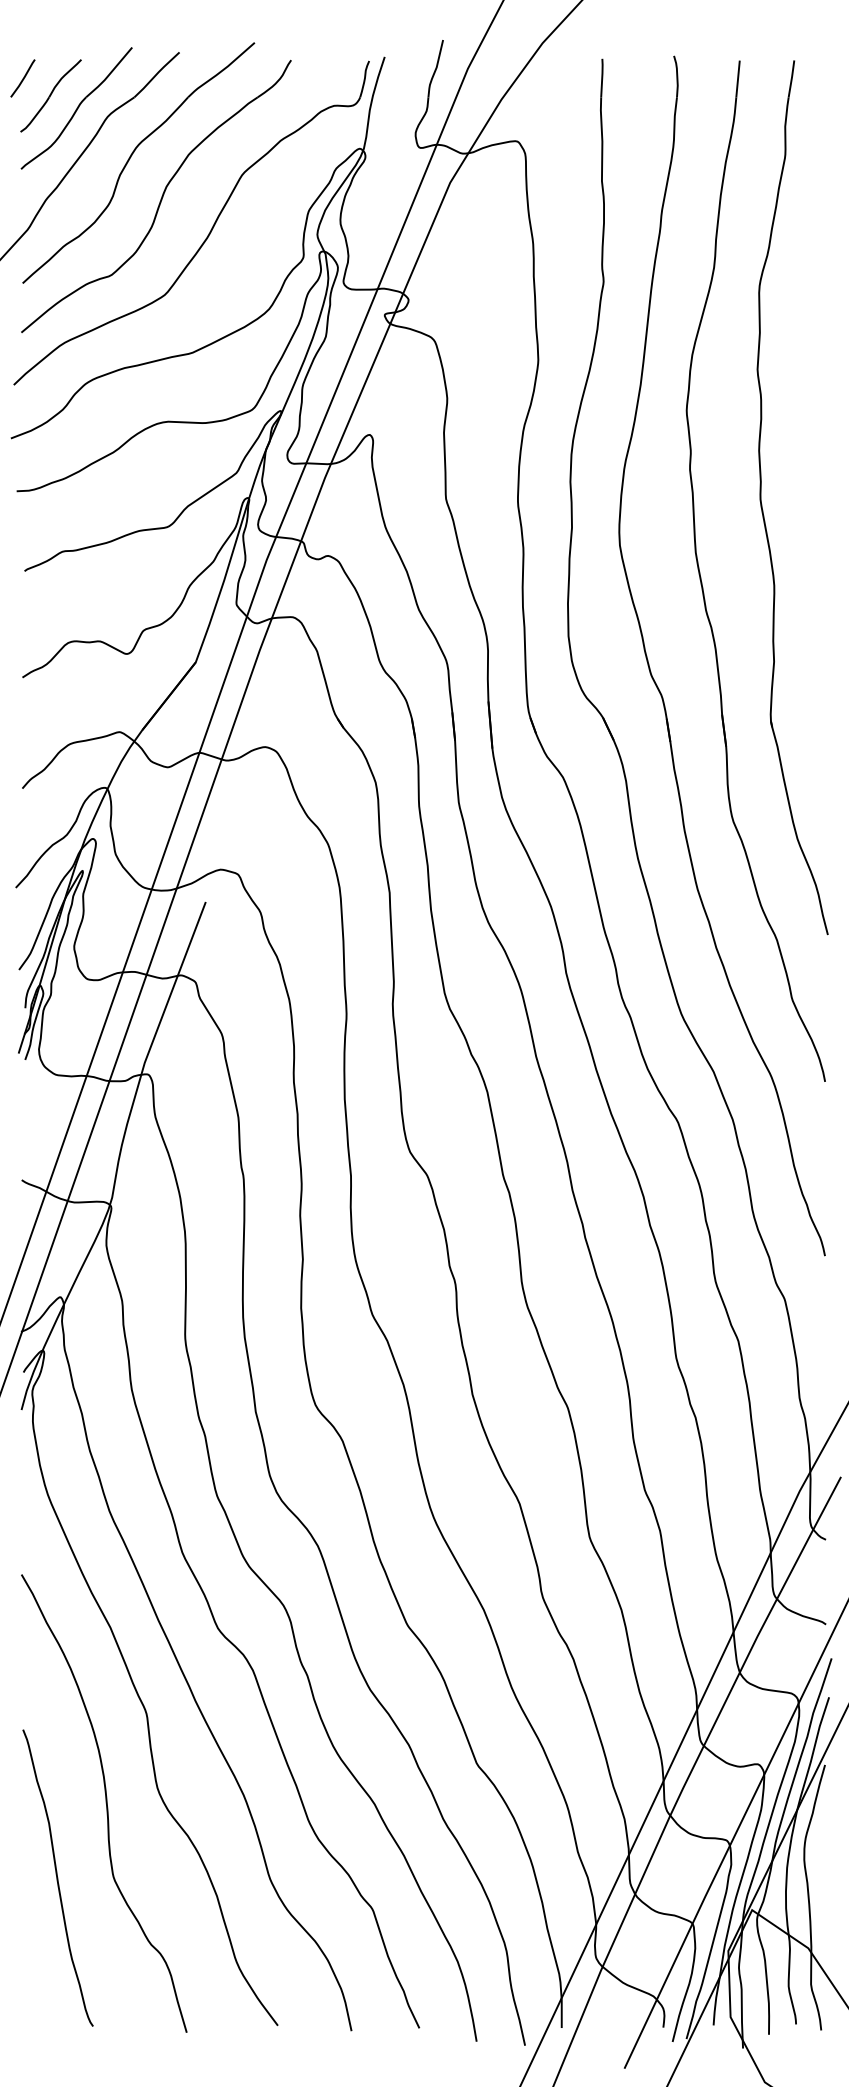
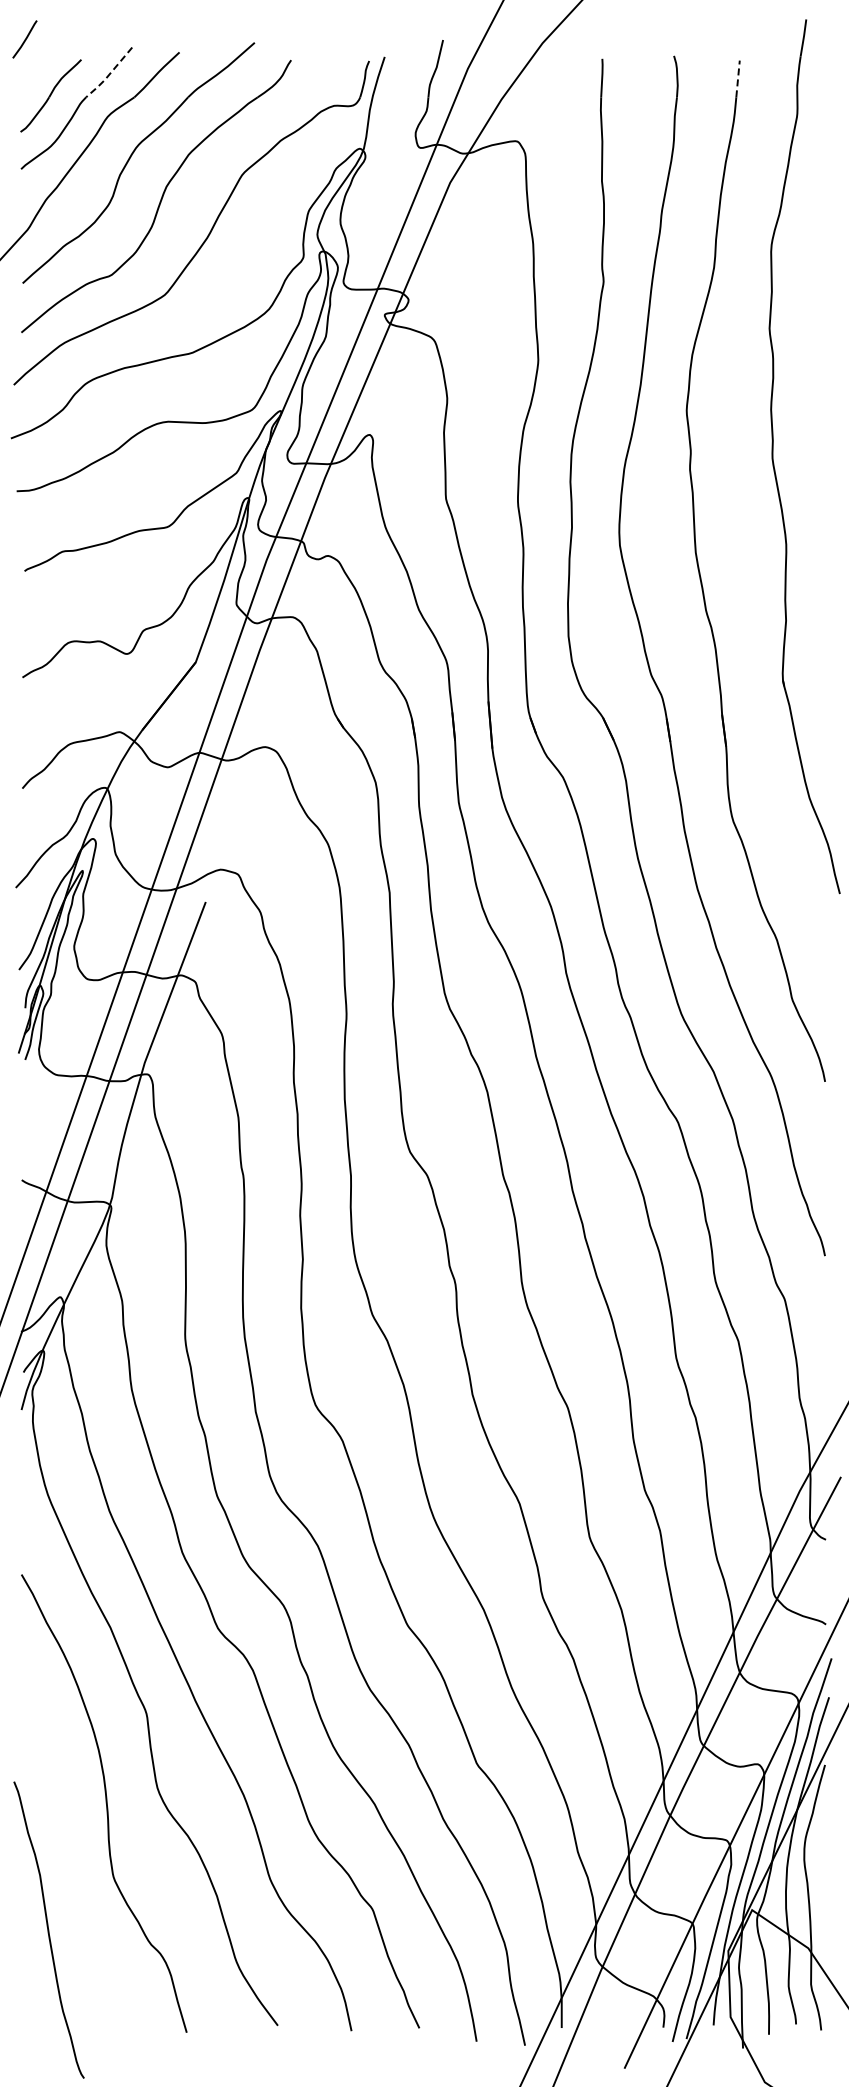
line: solid -> dashed (109, 74)
line position: (22, 78) -> (24, 39) (24, 39)
line: solid -> dashed (738, 78)
part position: (762, 504) -> (774, 463) (774, 463)
curve position: (57, 1877) -> (48, 1929) (48, 1929)
